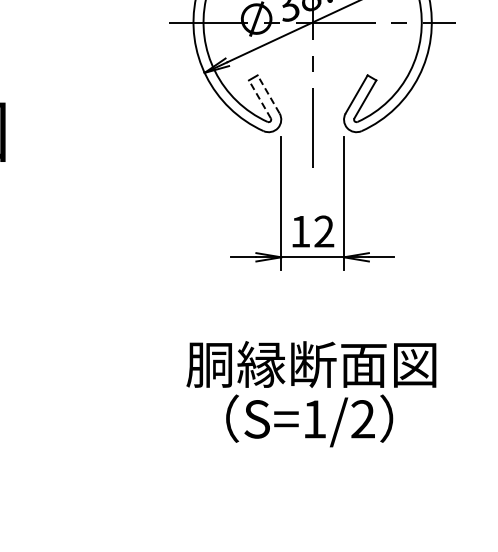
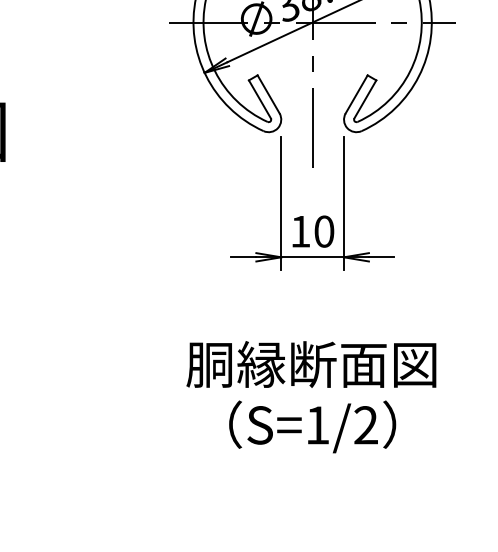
line: dashed -> solid (268, 94)
line: dashed -> solid (259, 99)
text: 12 -> 10 (324, 231)
text position: (309, 420) -> (312, 426) (312, 426)
